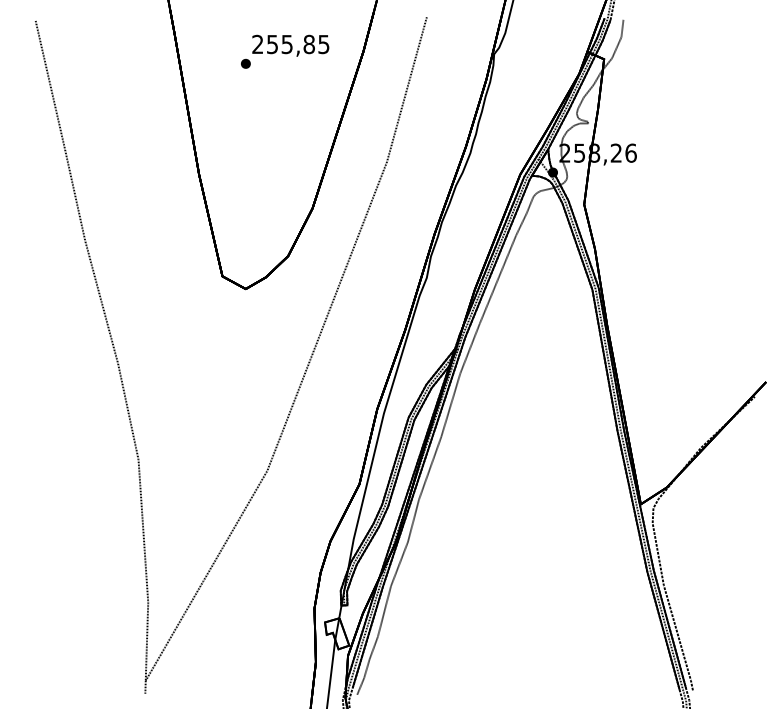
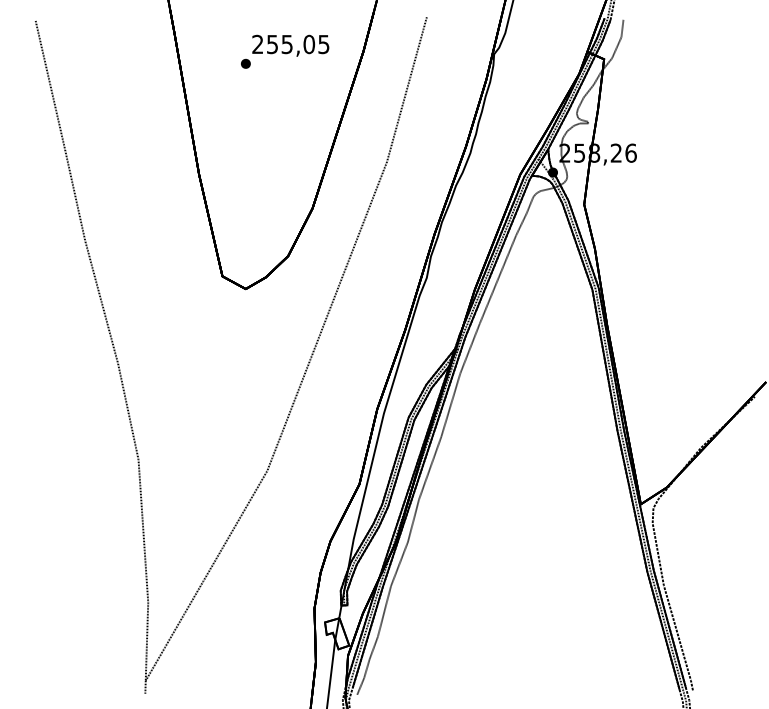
text: 255,85 -> 255,05 (309, 44)
